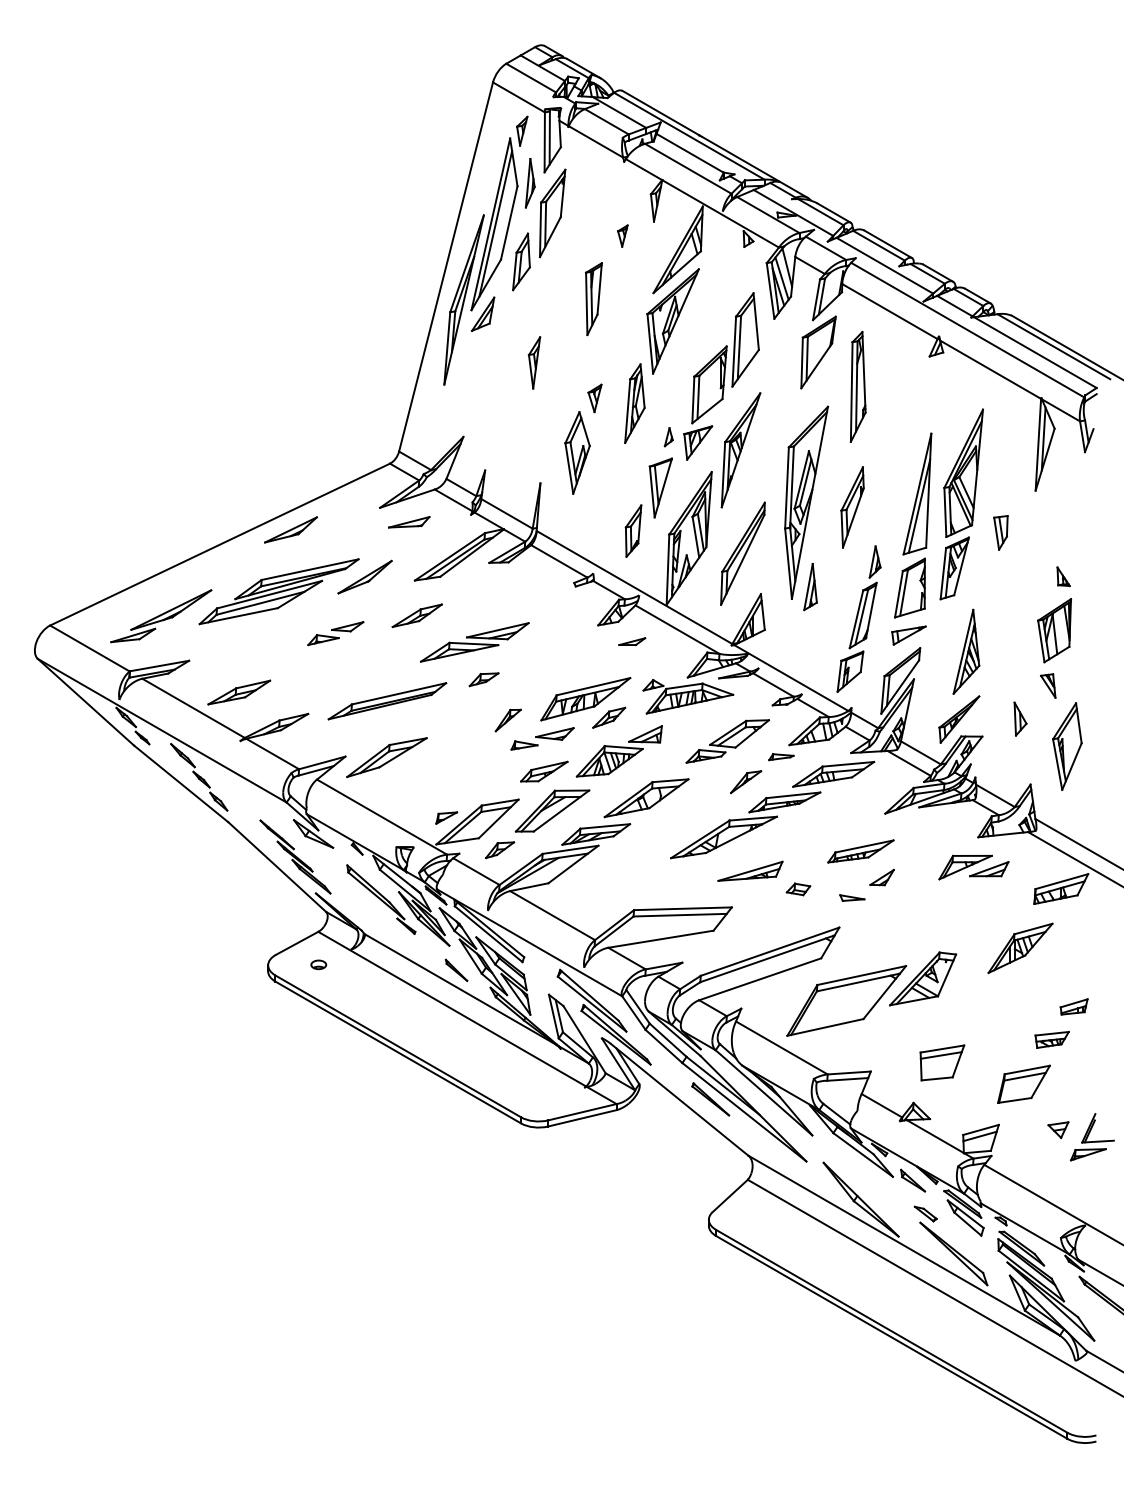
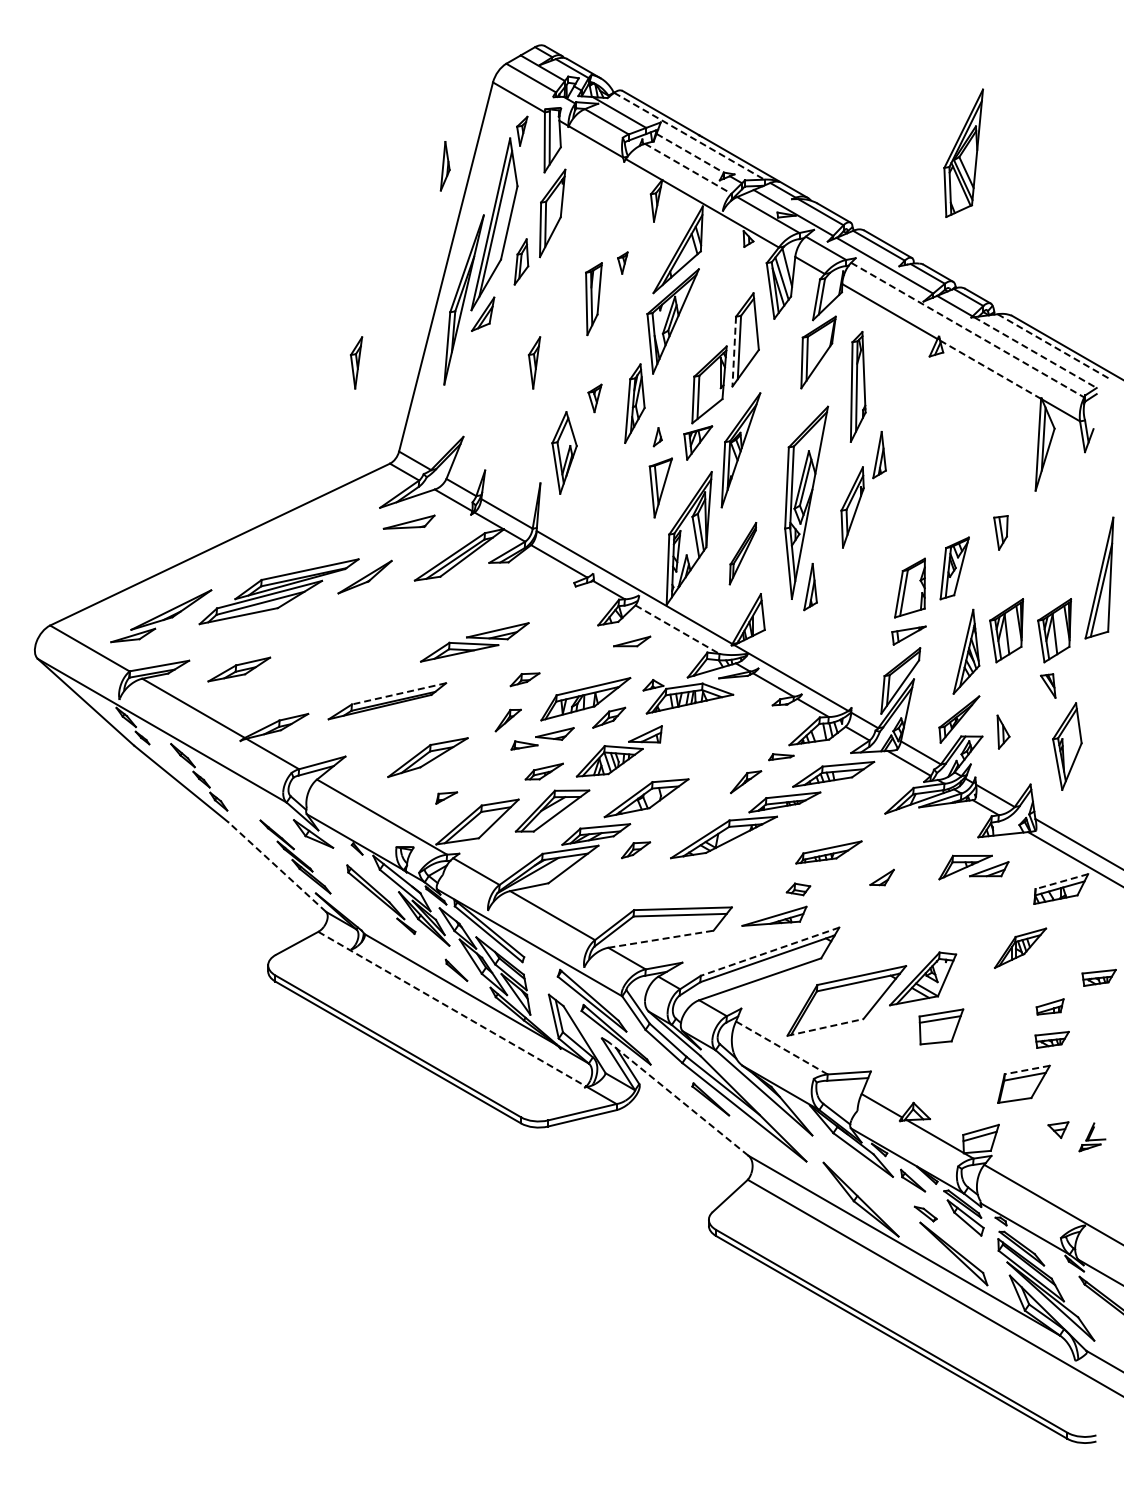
line: solid -> dashed (689, 136)
line: solid -> dashed (690, 153)
line: solid -> dashed (688, 168)
part position: (529, 183) -> (444, 166) (444, 166)
part position: (622, 235) -> (622, 262) (622, 262)
part size: 19x60 px -> 17x48 px (521, 261)
line: solid -> dashed (967, 330)
line: solid -> dashed (1054, 346)
line: solid -> dashed (734, 351)
line: solid -> dashed (1035, 352)
part: none -> present (356, 362)
line: solid -> dashed (990, 369)
part position: (668, 437) -> (657, 437) (657, 437)
part position: (577, 452) -> (564, 452) (564, 452)
part: none -> present (879, 455)
part position: (963, 472) -> (963, 152) (963, 152)
part position: (917, 493) -> (1099, 577) (1099, 577)
part size: 43x13 px -> 54x16 px (408, 521)
part: present -> none (290, 529)
part: present -> none (633, 530)
part size: 46x105 px -> 30x64 px (742, 553)
part: present -> none (1063, 576)
part: present -> none (416, 615)
part: present -> none (858, 618)
line: solid -> dashed (677, 629)
part: none -> present (1006, 630)
part: present -> none (335, 633)
part size: 29x10 px -> 39x13 px (632, 641)
part position: (483, 679) -> (524, 679) (524, 679)
part position: (239, 692) -> (239, 669) (239, 669)
line: solid -> dashed (398, 693)
part position: (1020, 718) -> (1003, 731) (1003, 731)
part: present -> none (727, 741)
part position: (386, 757) -> (427, 757) (427, 757)
part size: 49x23 px -> 40x19 px (543, 771)
part position: (446, 817) -> (446, 797) (446, 797)
part position: (500, 850) -> (636, 850) (636, 850)
part position: (860, 851) -> (828, 852) (828, 852)
line: solid -> dashed (276, 866)
part position: (750, 870) -> (774, 915) (774, 915)
line: solid -> dashed (1061, 881)
part: present -> none (852, 897)
line: solid -> dashed (661, 939)
part size: 67x52 px -> 54x42 px (1020, 947)
line: solid -> dashed (769, 951)
part: present -> none (318, 964)
part: none -> present (1098, 977)
part position: (1073, 1006) -> (1049, 1006) (1049, 1006)
line: solid -> dashed (452, 1009)
line: solid -> dashed (825, 1027)
line: solid -> dashed (781, 1047)
part position: (942, 1062) -> (941, 1026) (941, 1026)
line: solid -> dashed (1027, 1070)
line: solid -> dashed (679, 1099)
part size: 45x49 px -> 29x31 px (1092, 1137)
